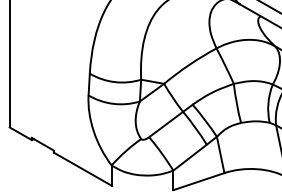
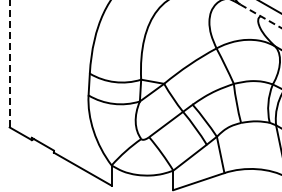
line: solid -> dashed (260, 16)
line: solid -> dashed (9, 63)
